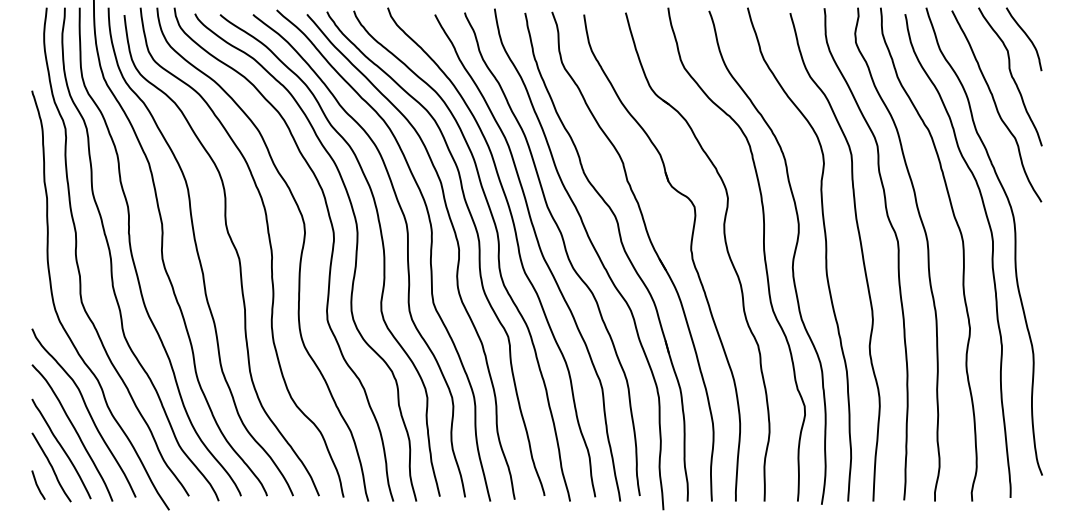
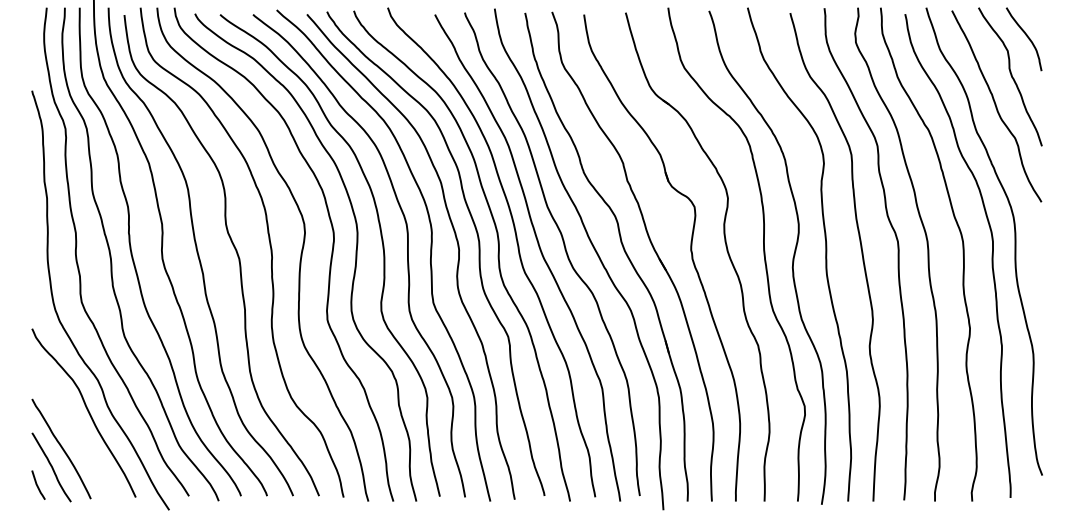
curve: present -> none (74, 430)
